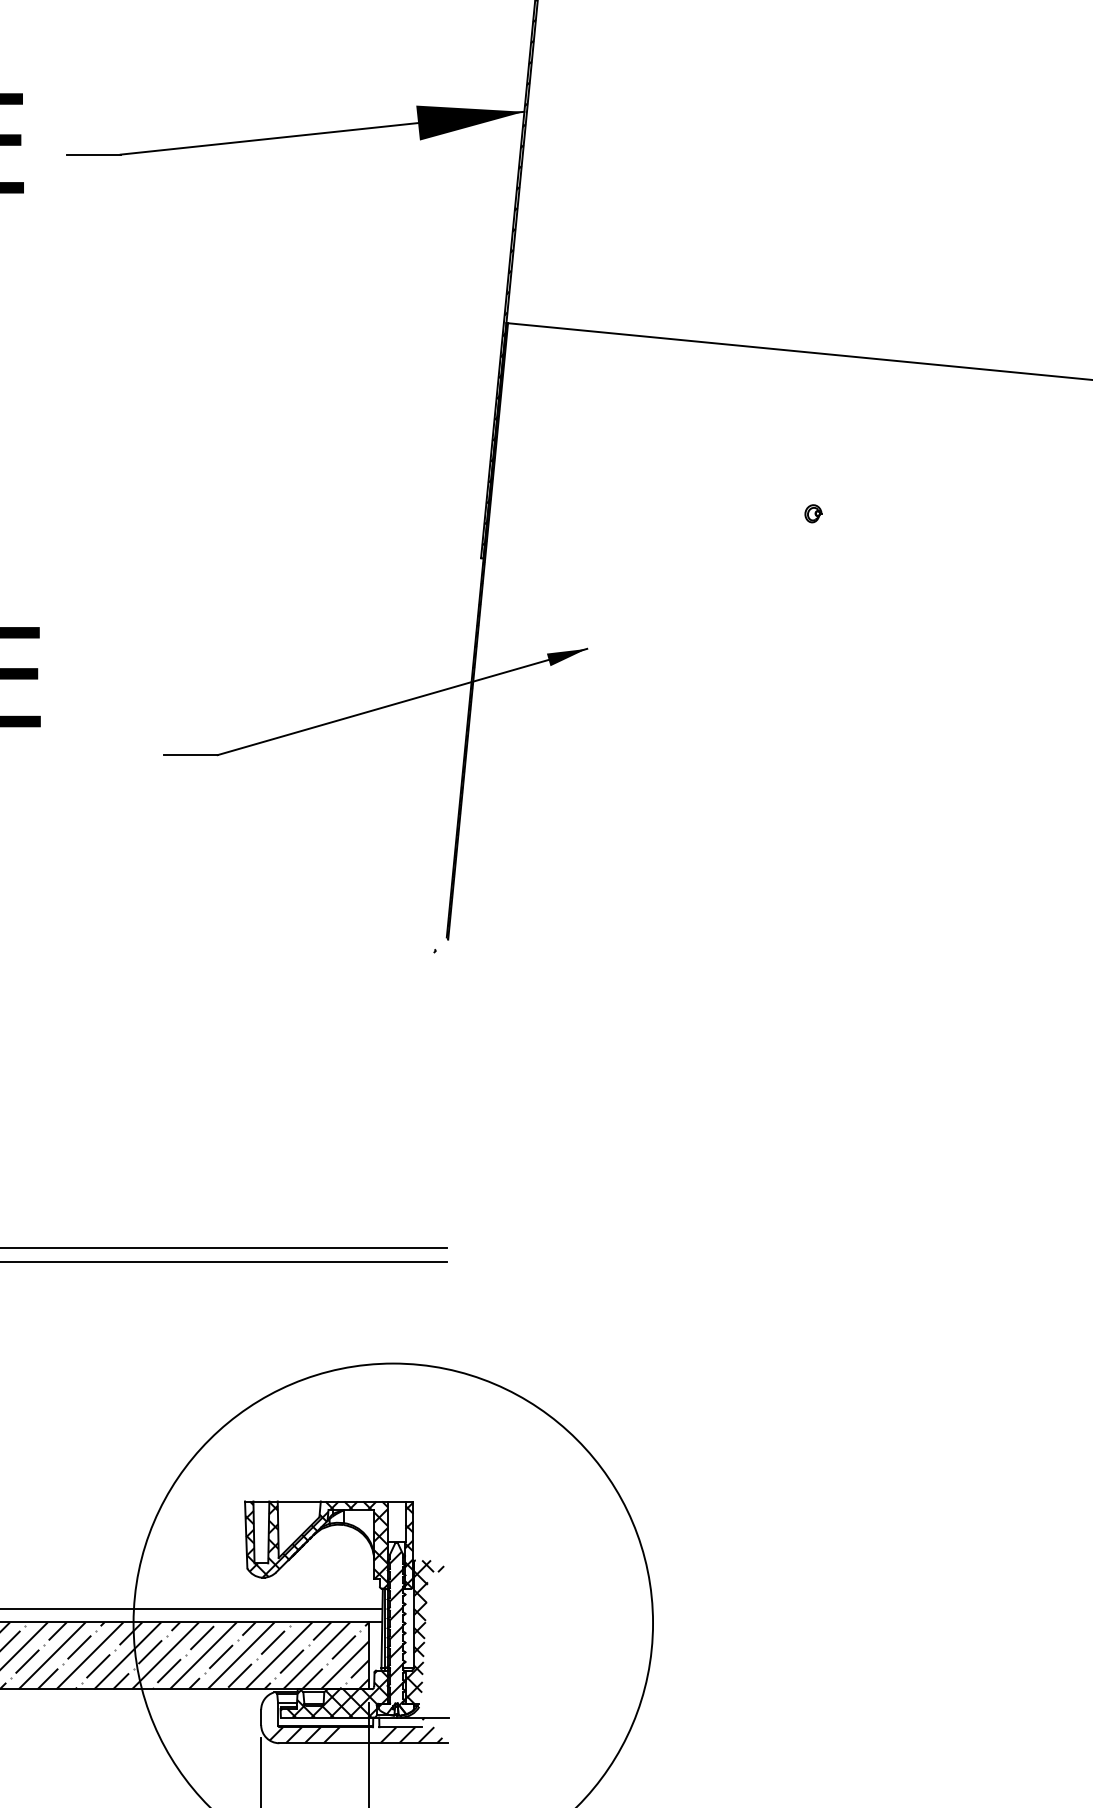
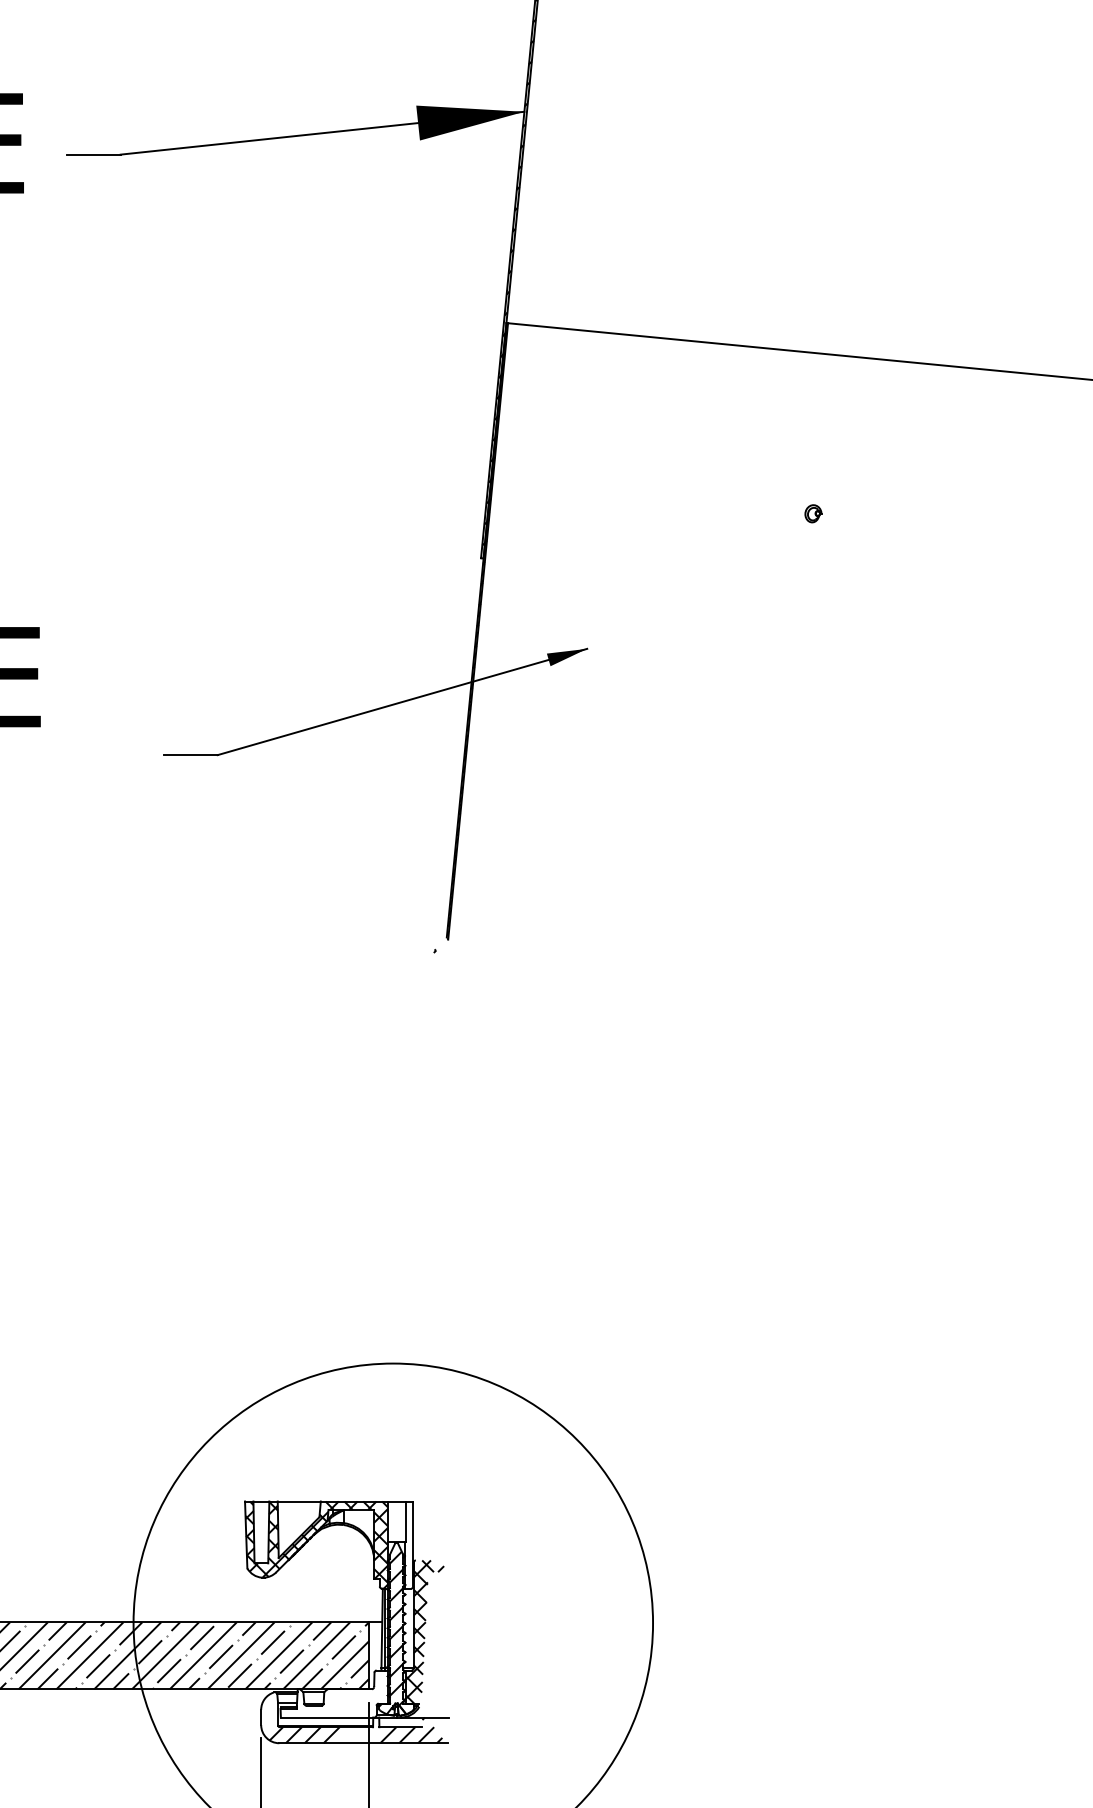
line: present -> none (224, 1248)
line: present -> none (224, 1261)
hatch: present -> none (408, 1545)
line: present -> none (192, 1609)
hatch: present -> none (333, 1693)
